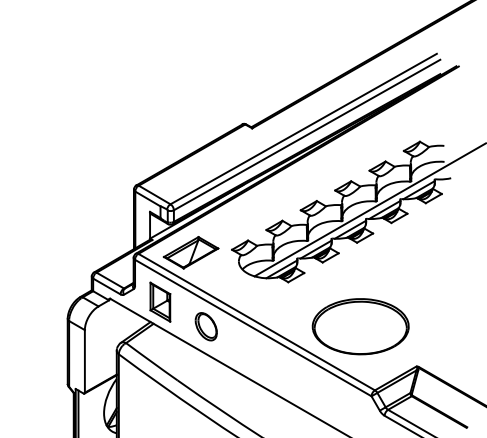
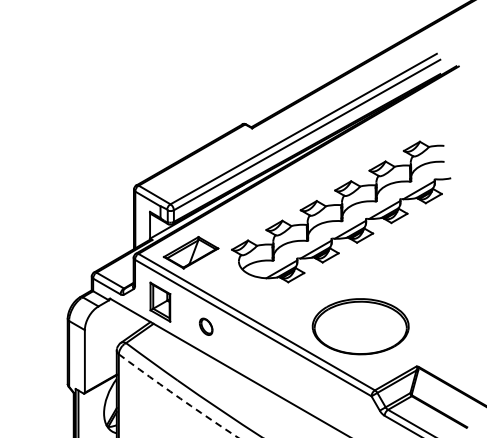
line: present -> none (368, 210)
part size: 24x30 px -> 15x19 px (206, 326)
arc: solid -> dashed (178, 397)
